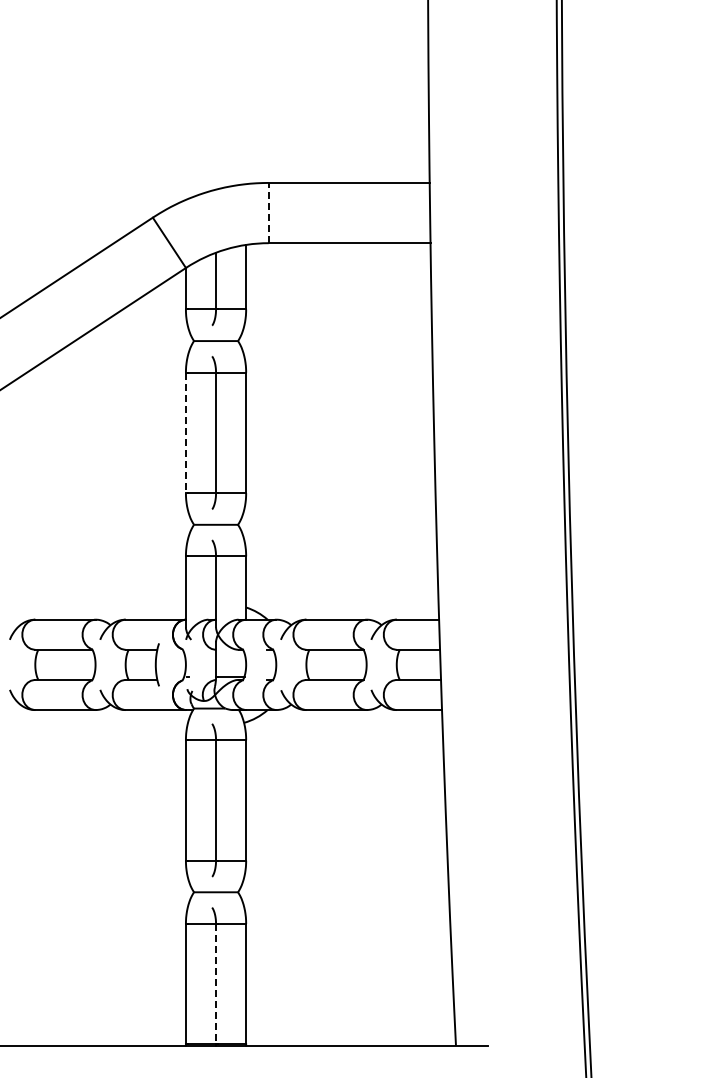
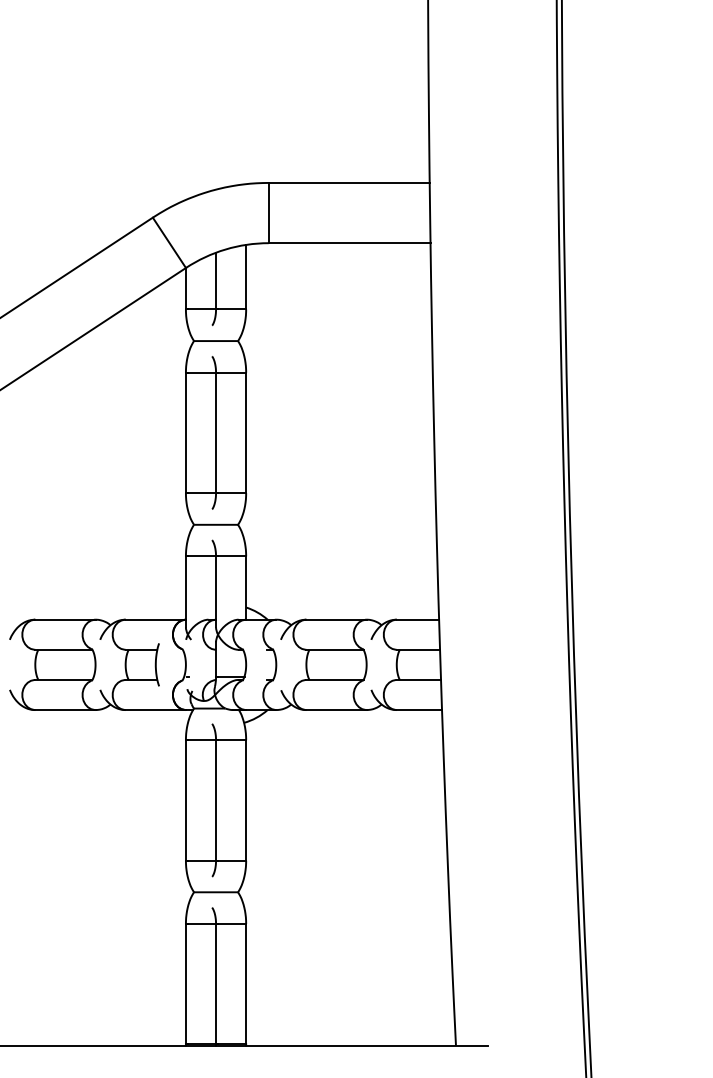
line: dashed -> solid (268, 212)
line: dashed -> solid (185, 433)
line: dashed -> solid (216, 984)
